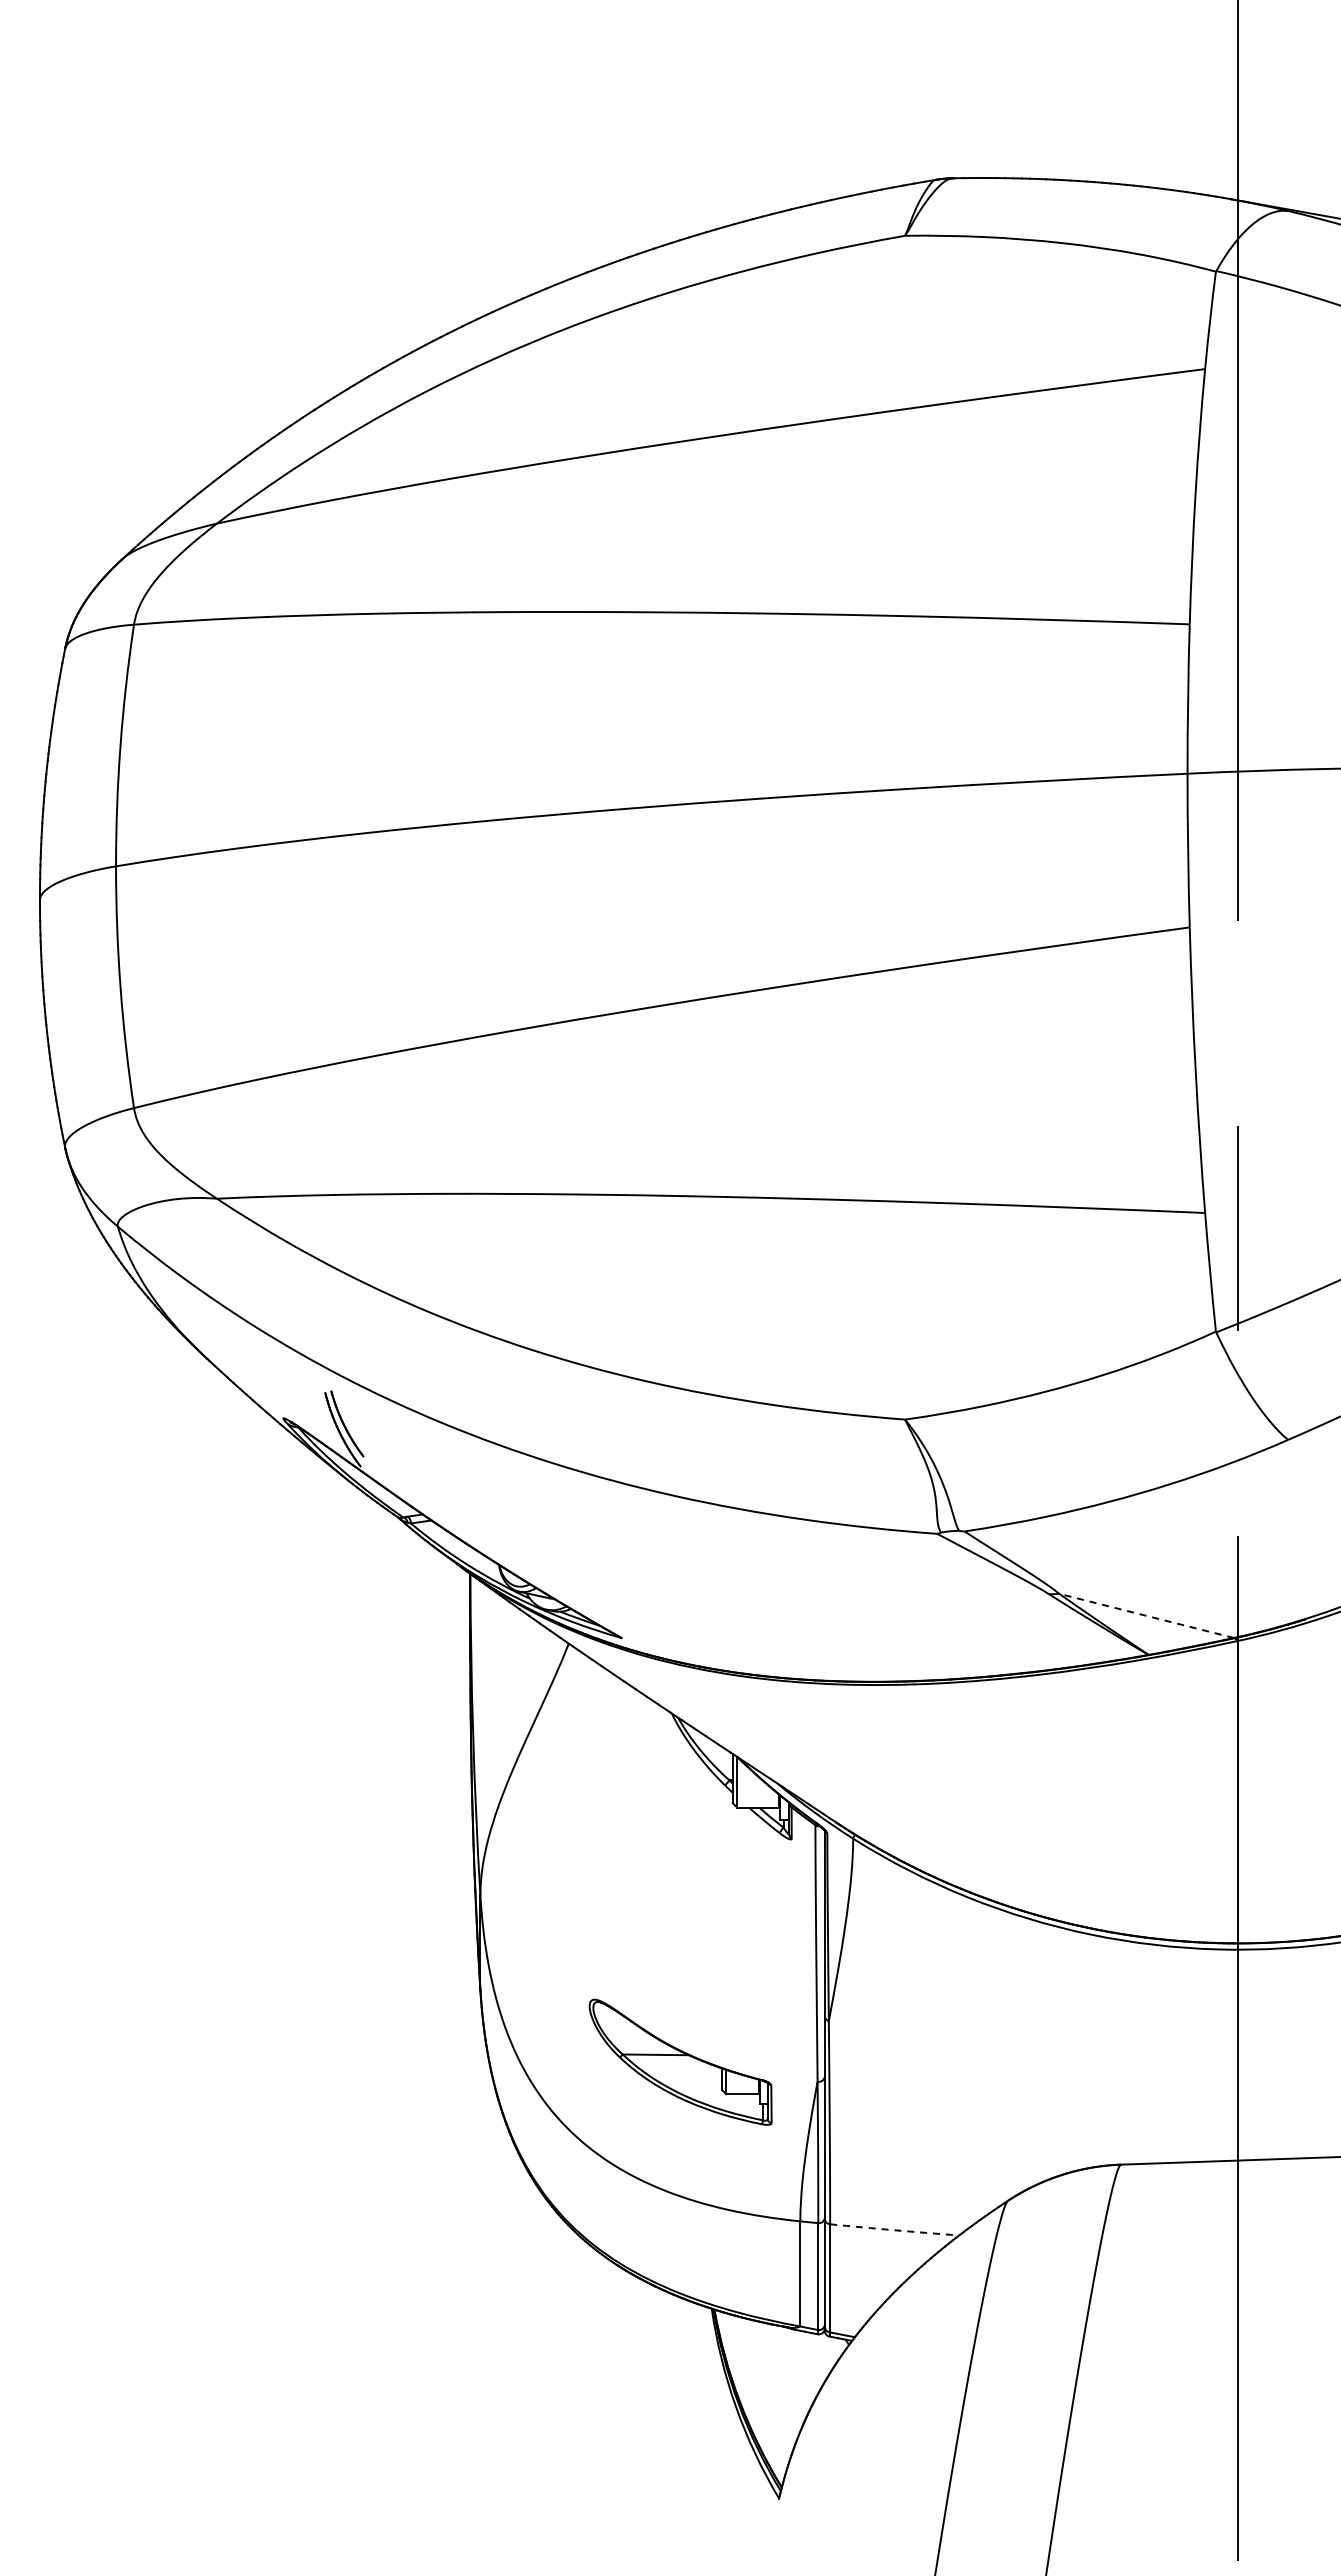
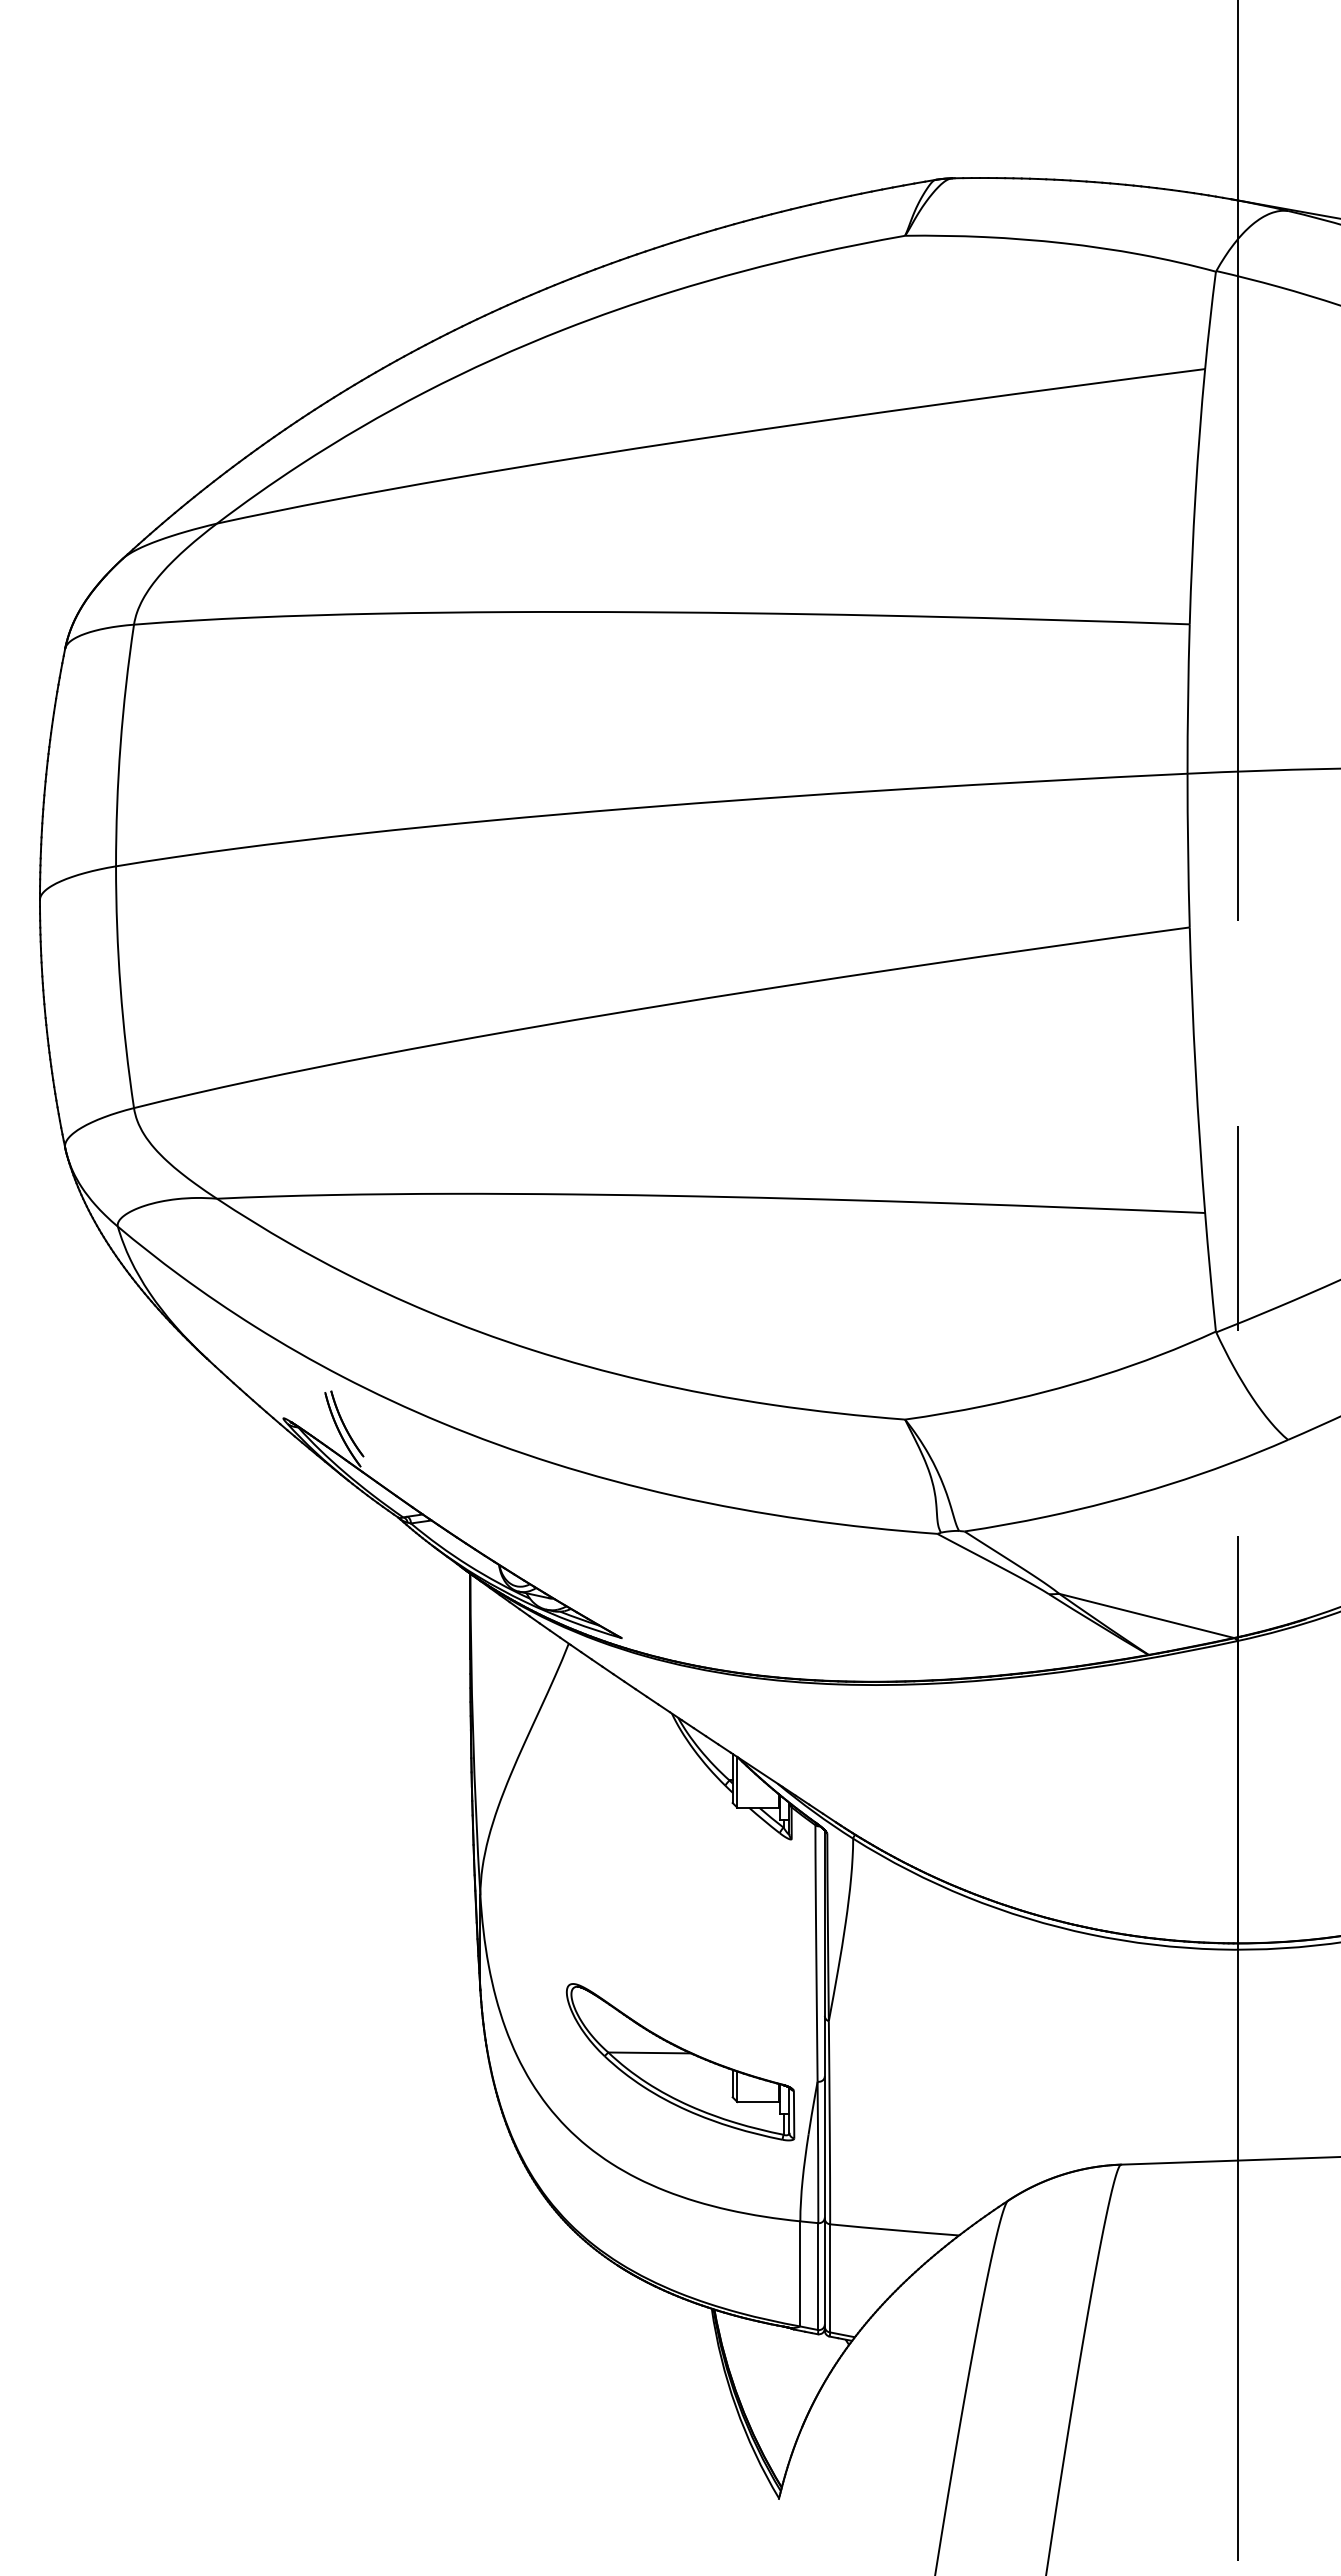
line: dashed -> solid (1146, 1615)
part size: 185x128 px -> 230x159 px (680, 2062)
arc: dashed -> solid (894, 2230)
